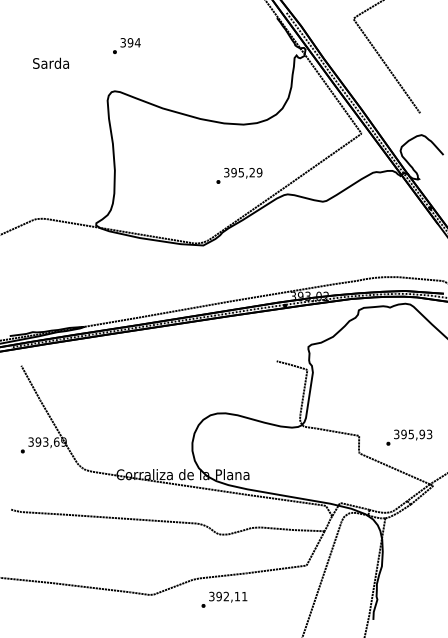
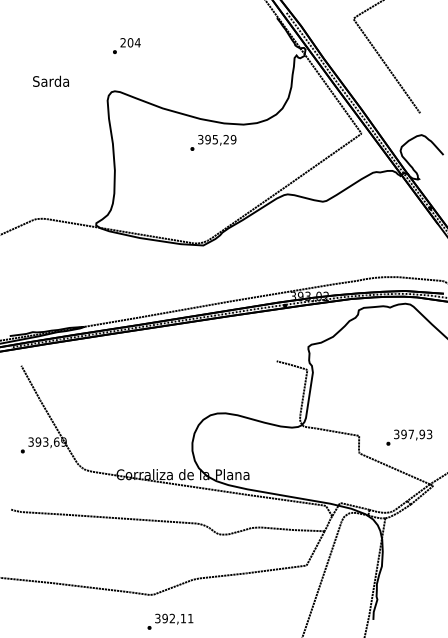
text: 394 -> 204 (126, 42)
text position: (50, 62) -> (50, 80) (50, 80)
text position: (239, 175) -> (213, 142) (213, 142)
text: 395,93 -> 397,93 (410, 434)
text position: (224, 599) -> (170, 621) (170, 621)
